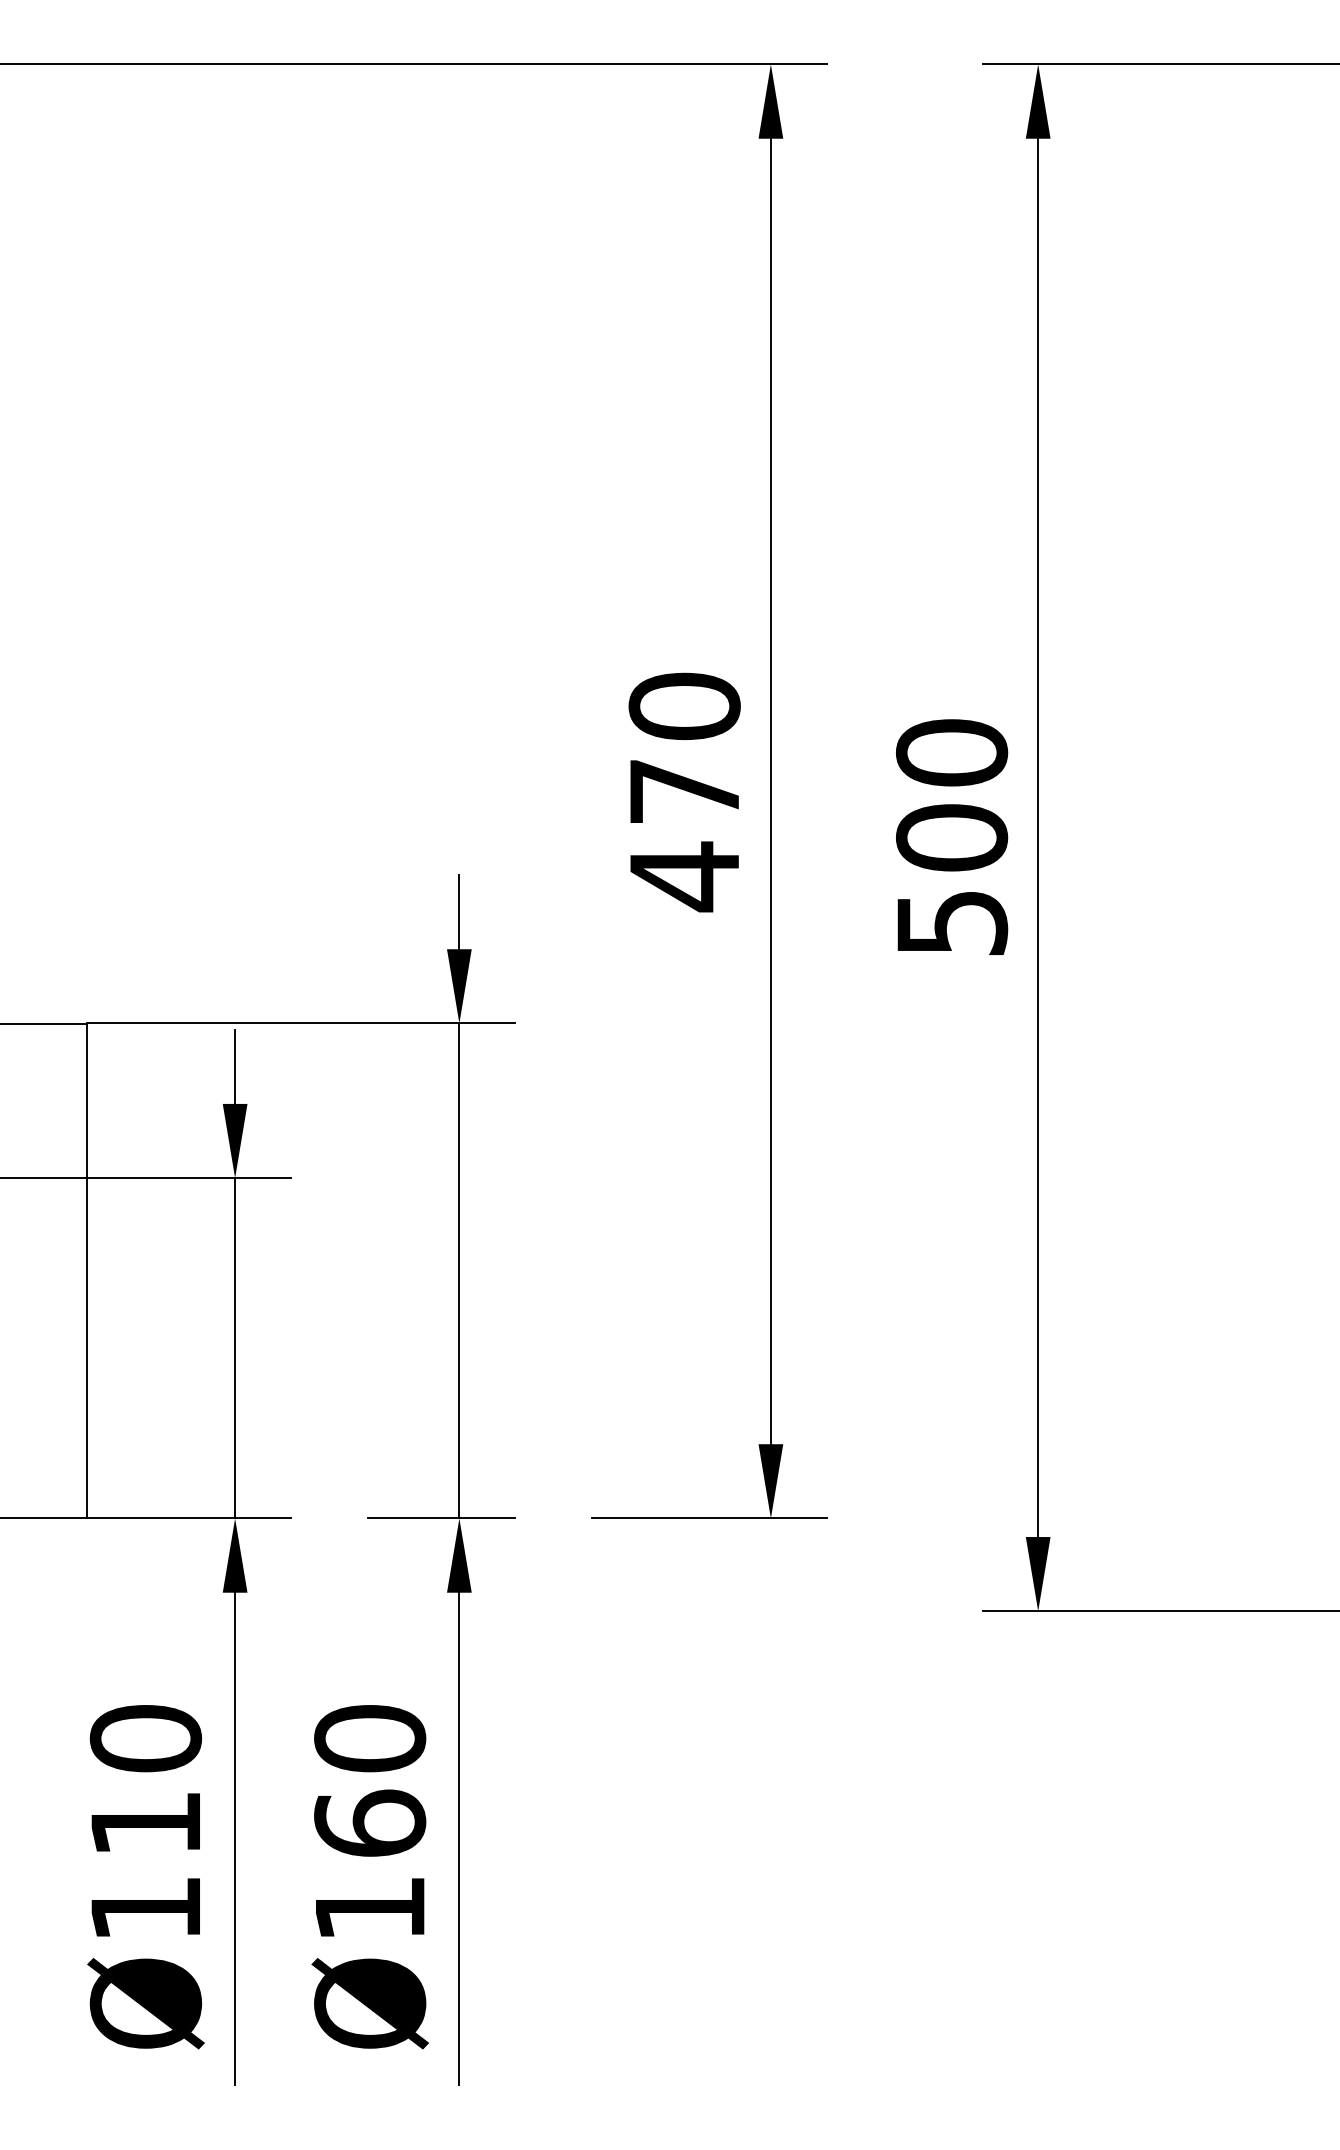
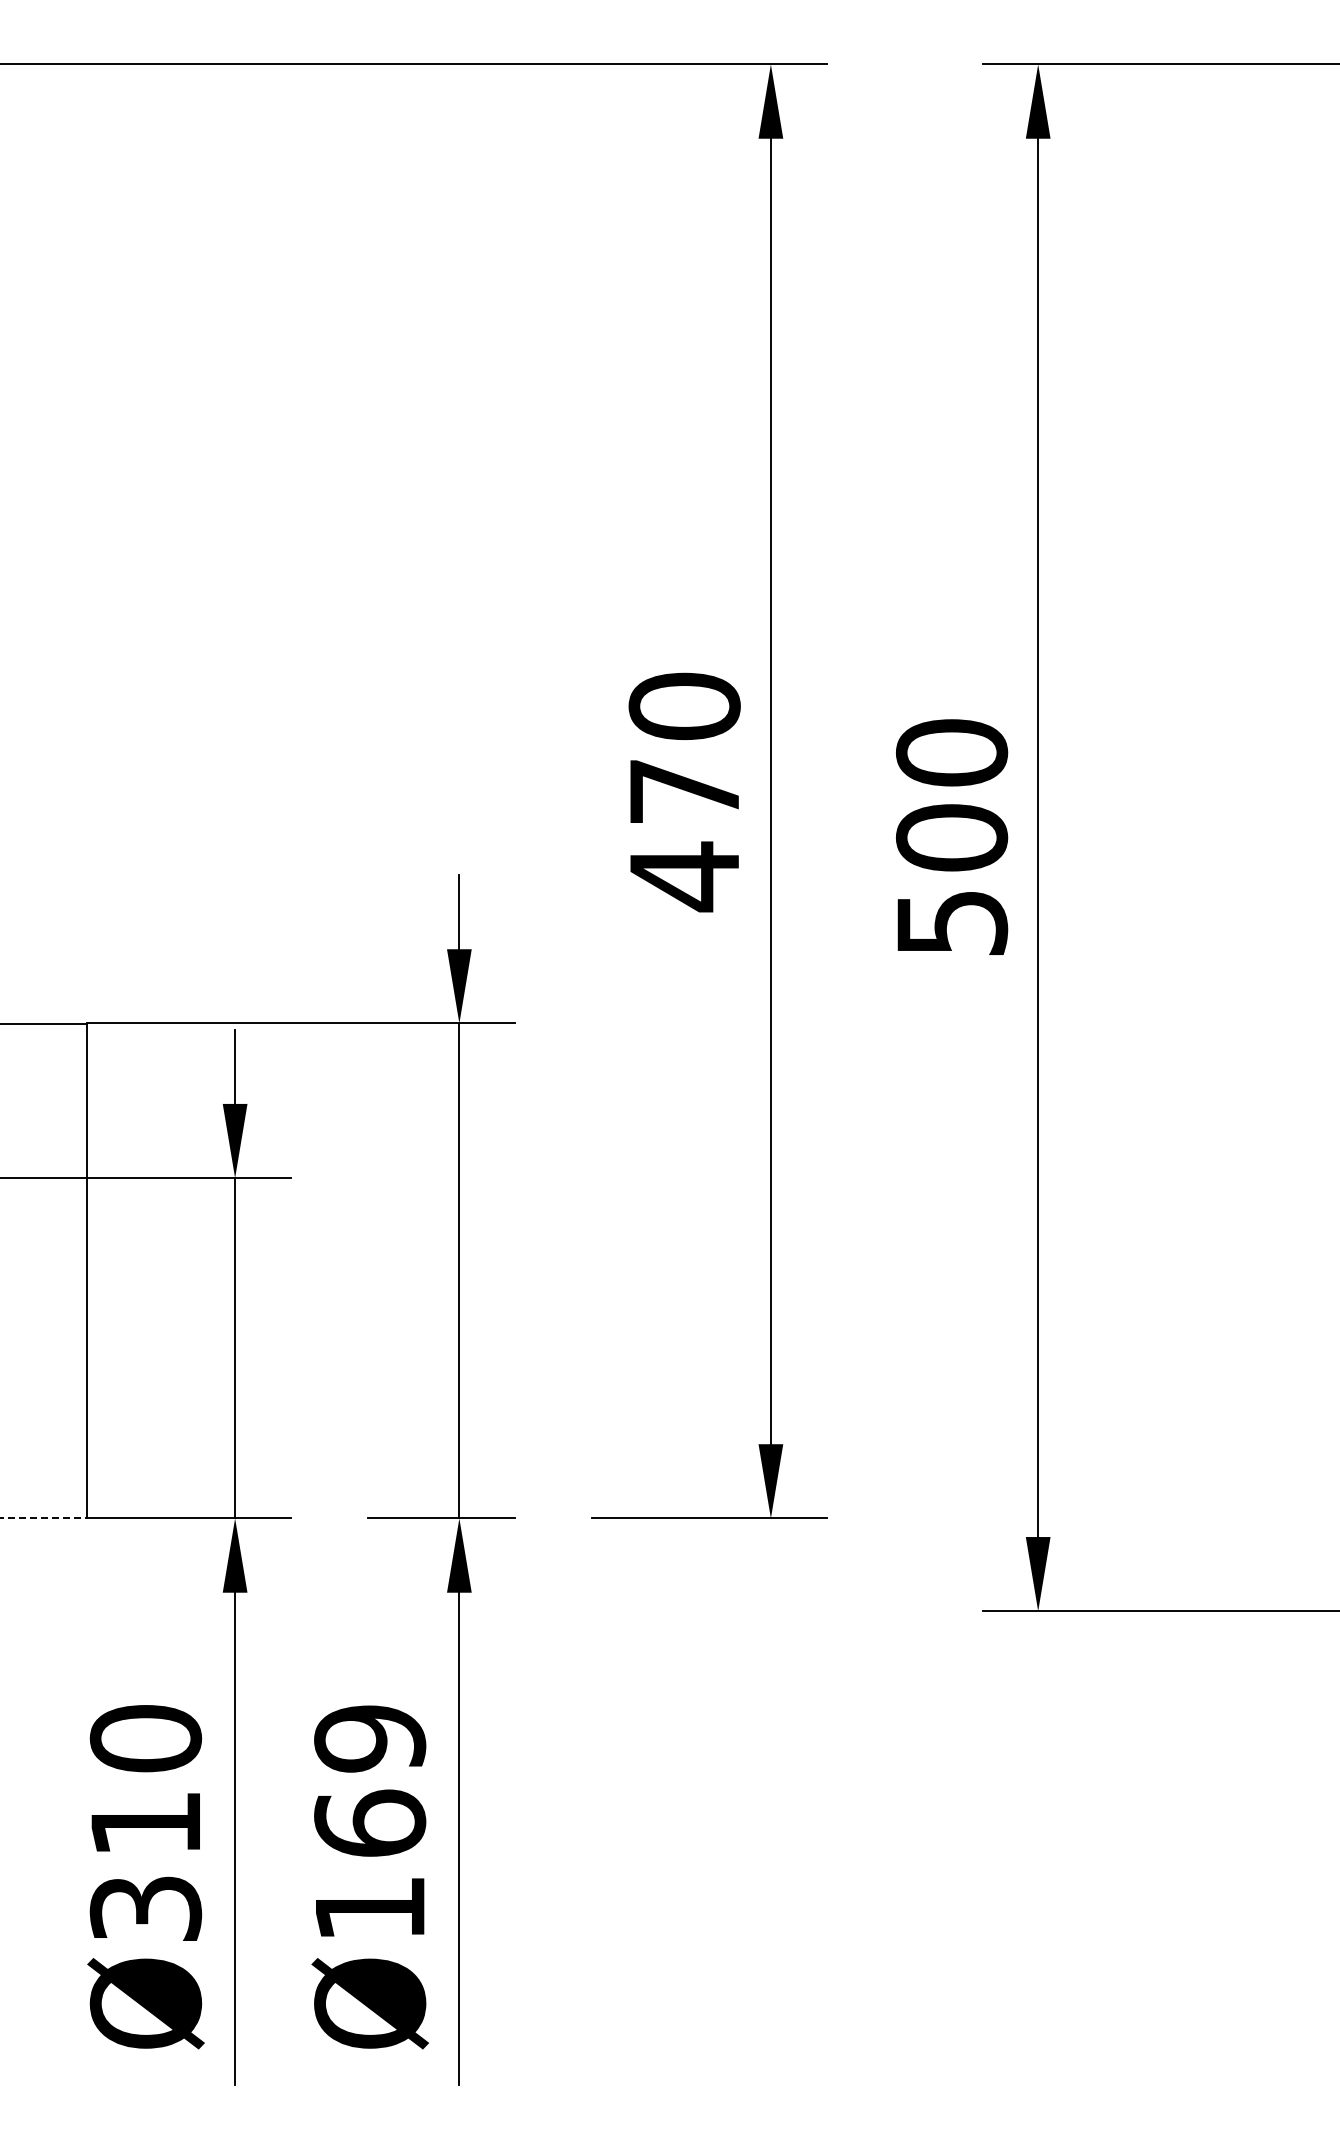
line: solid -> dashed (44, 1518)
text: Ø160 -> Ø169 (370, 1738)
text: Ø110 -> Ø310 (145, 1908)
